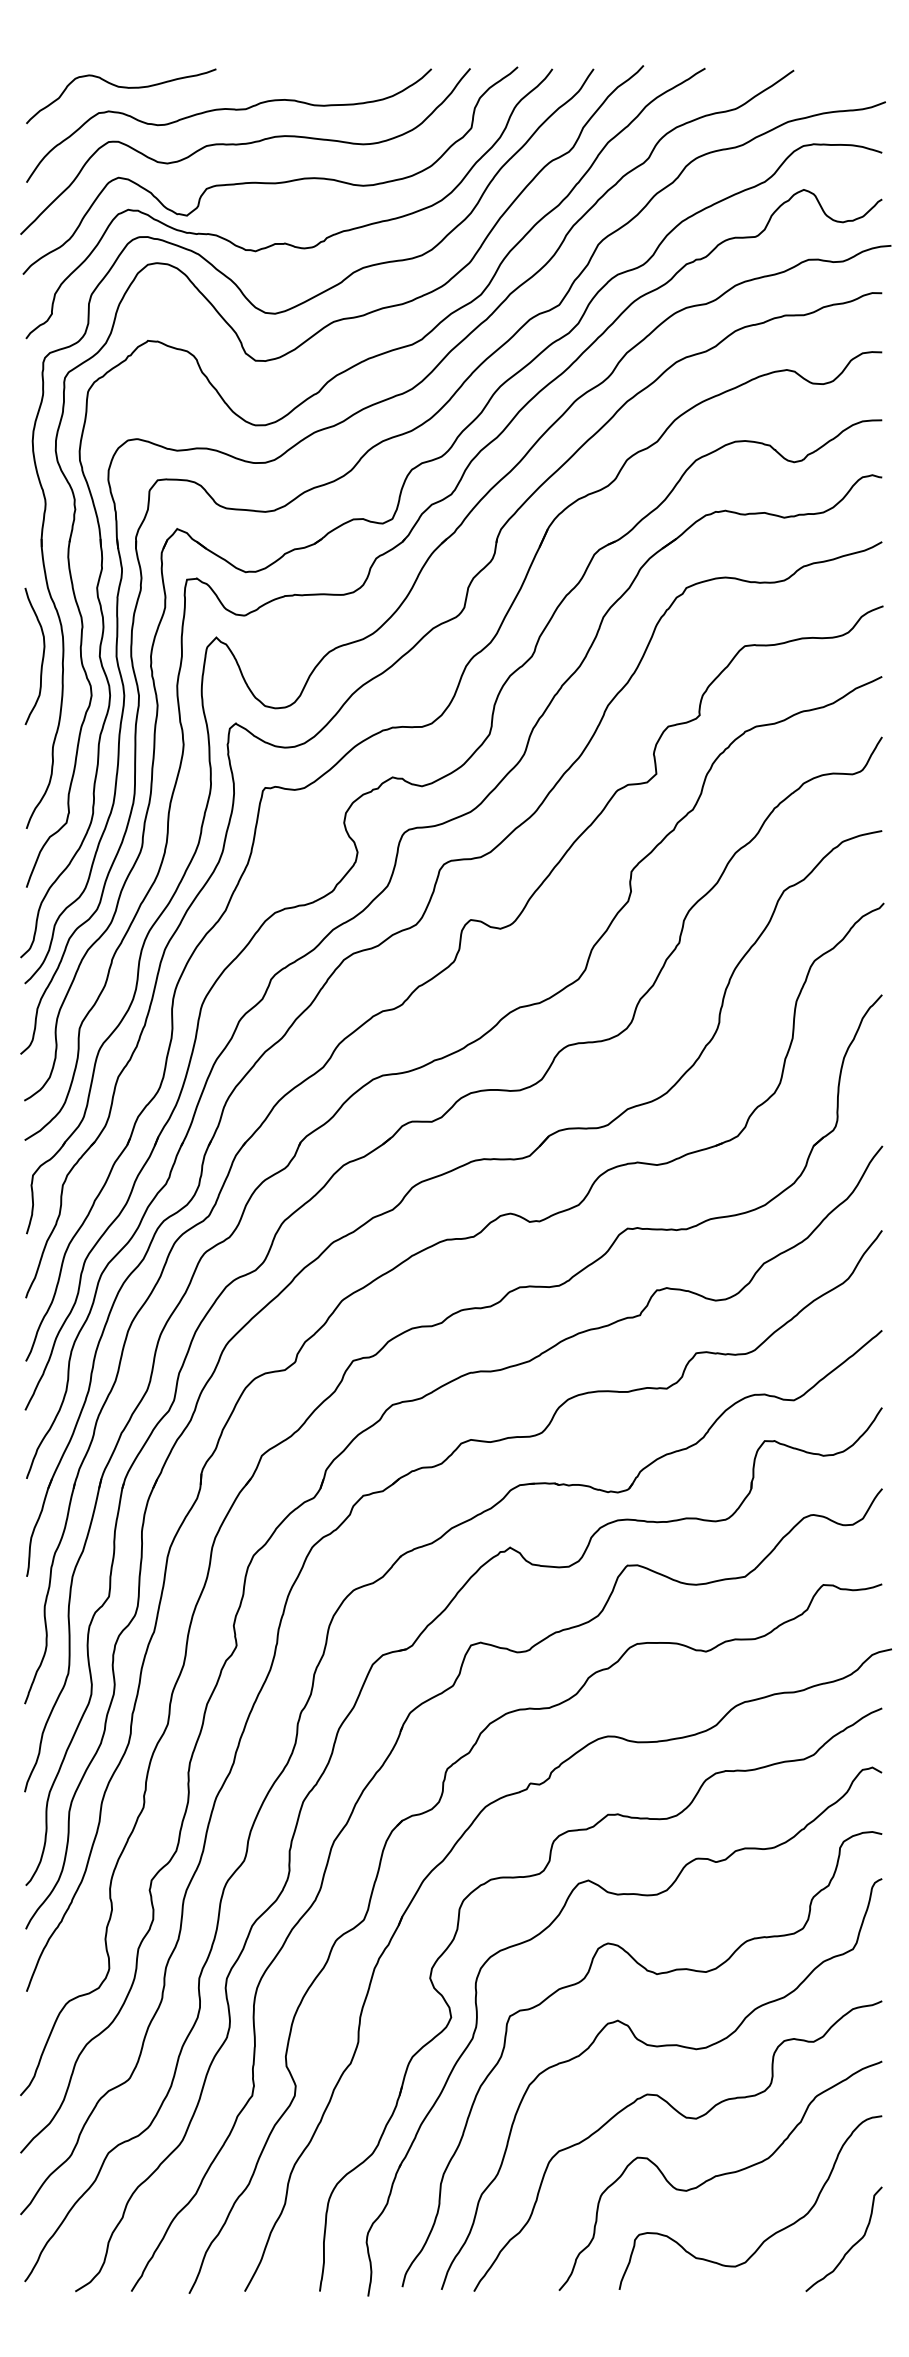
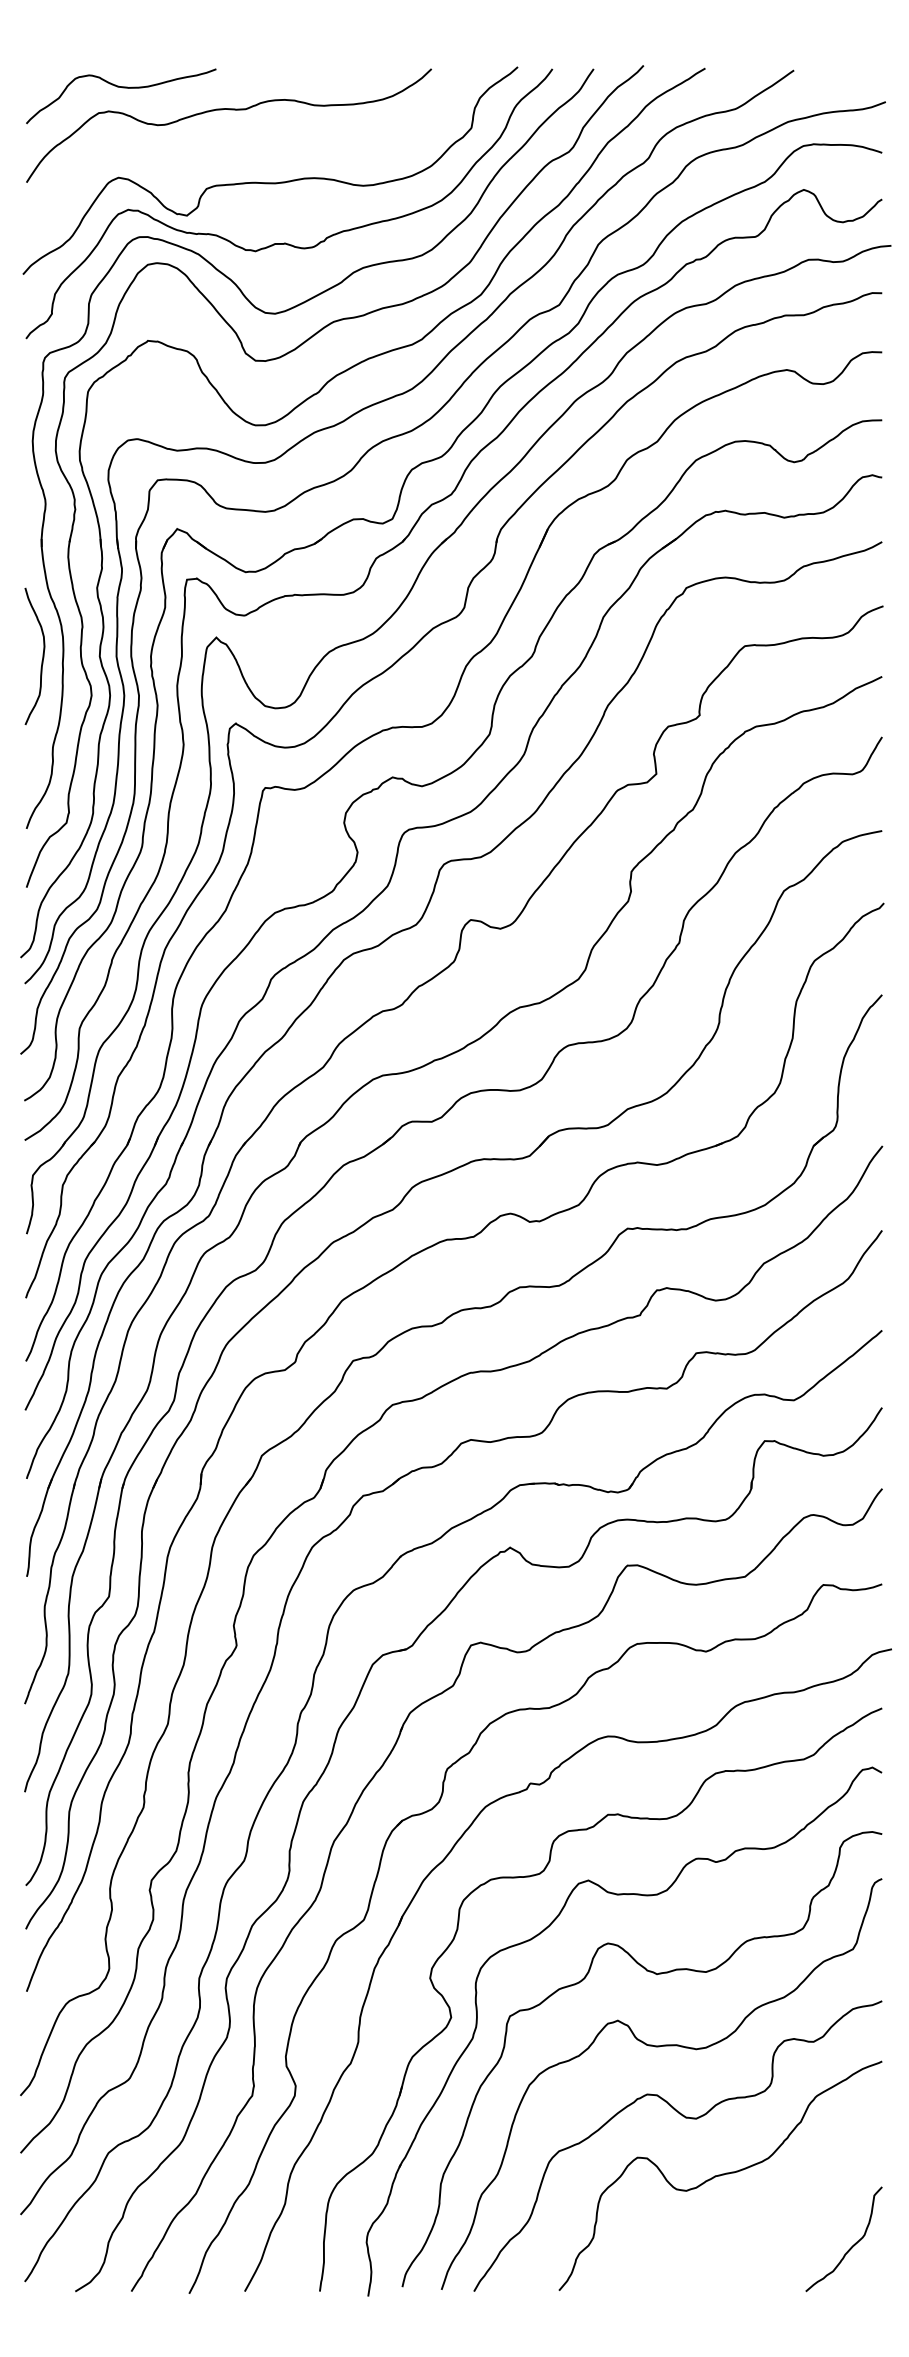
curve: present -> none (245, 144)
curve: present -> none (771, 2234)
